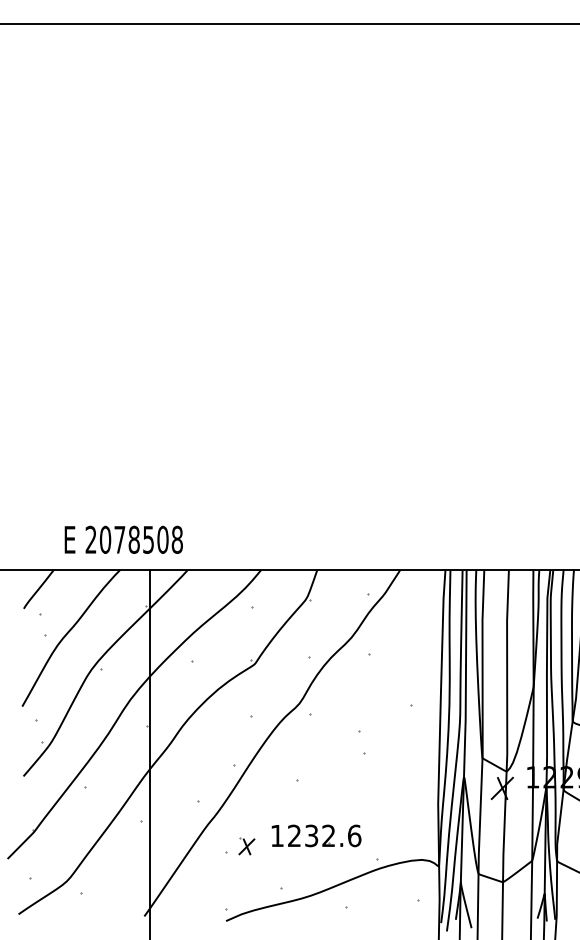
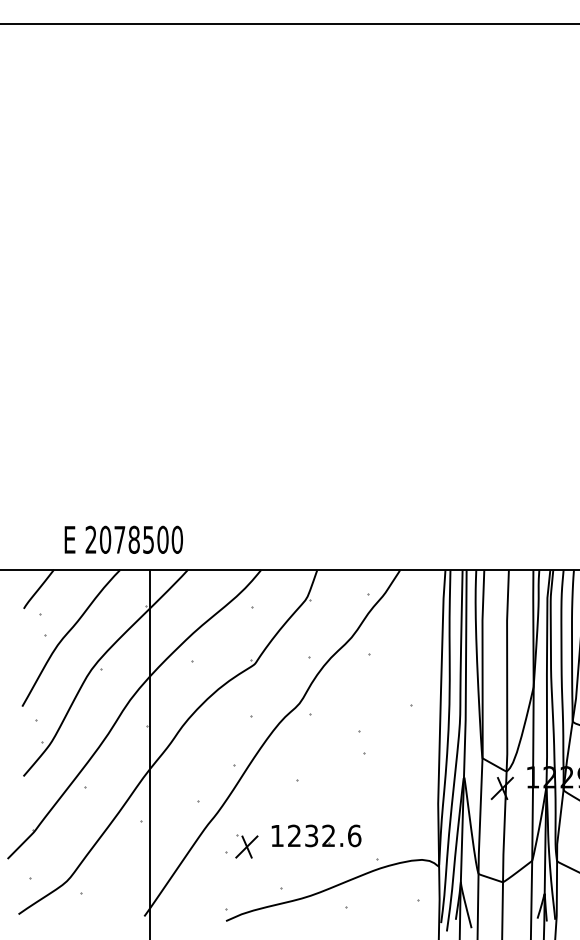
text: 2078508 -> 2078500 (176, 539)
part size: 18x19 px -> 24x25 px (246, 846)
